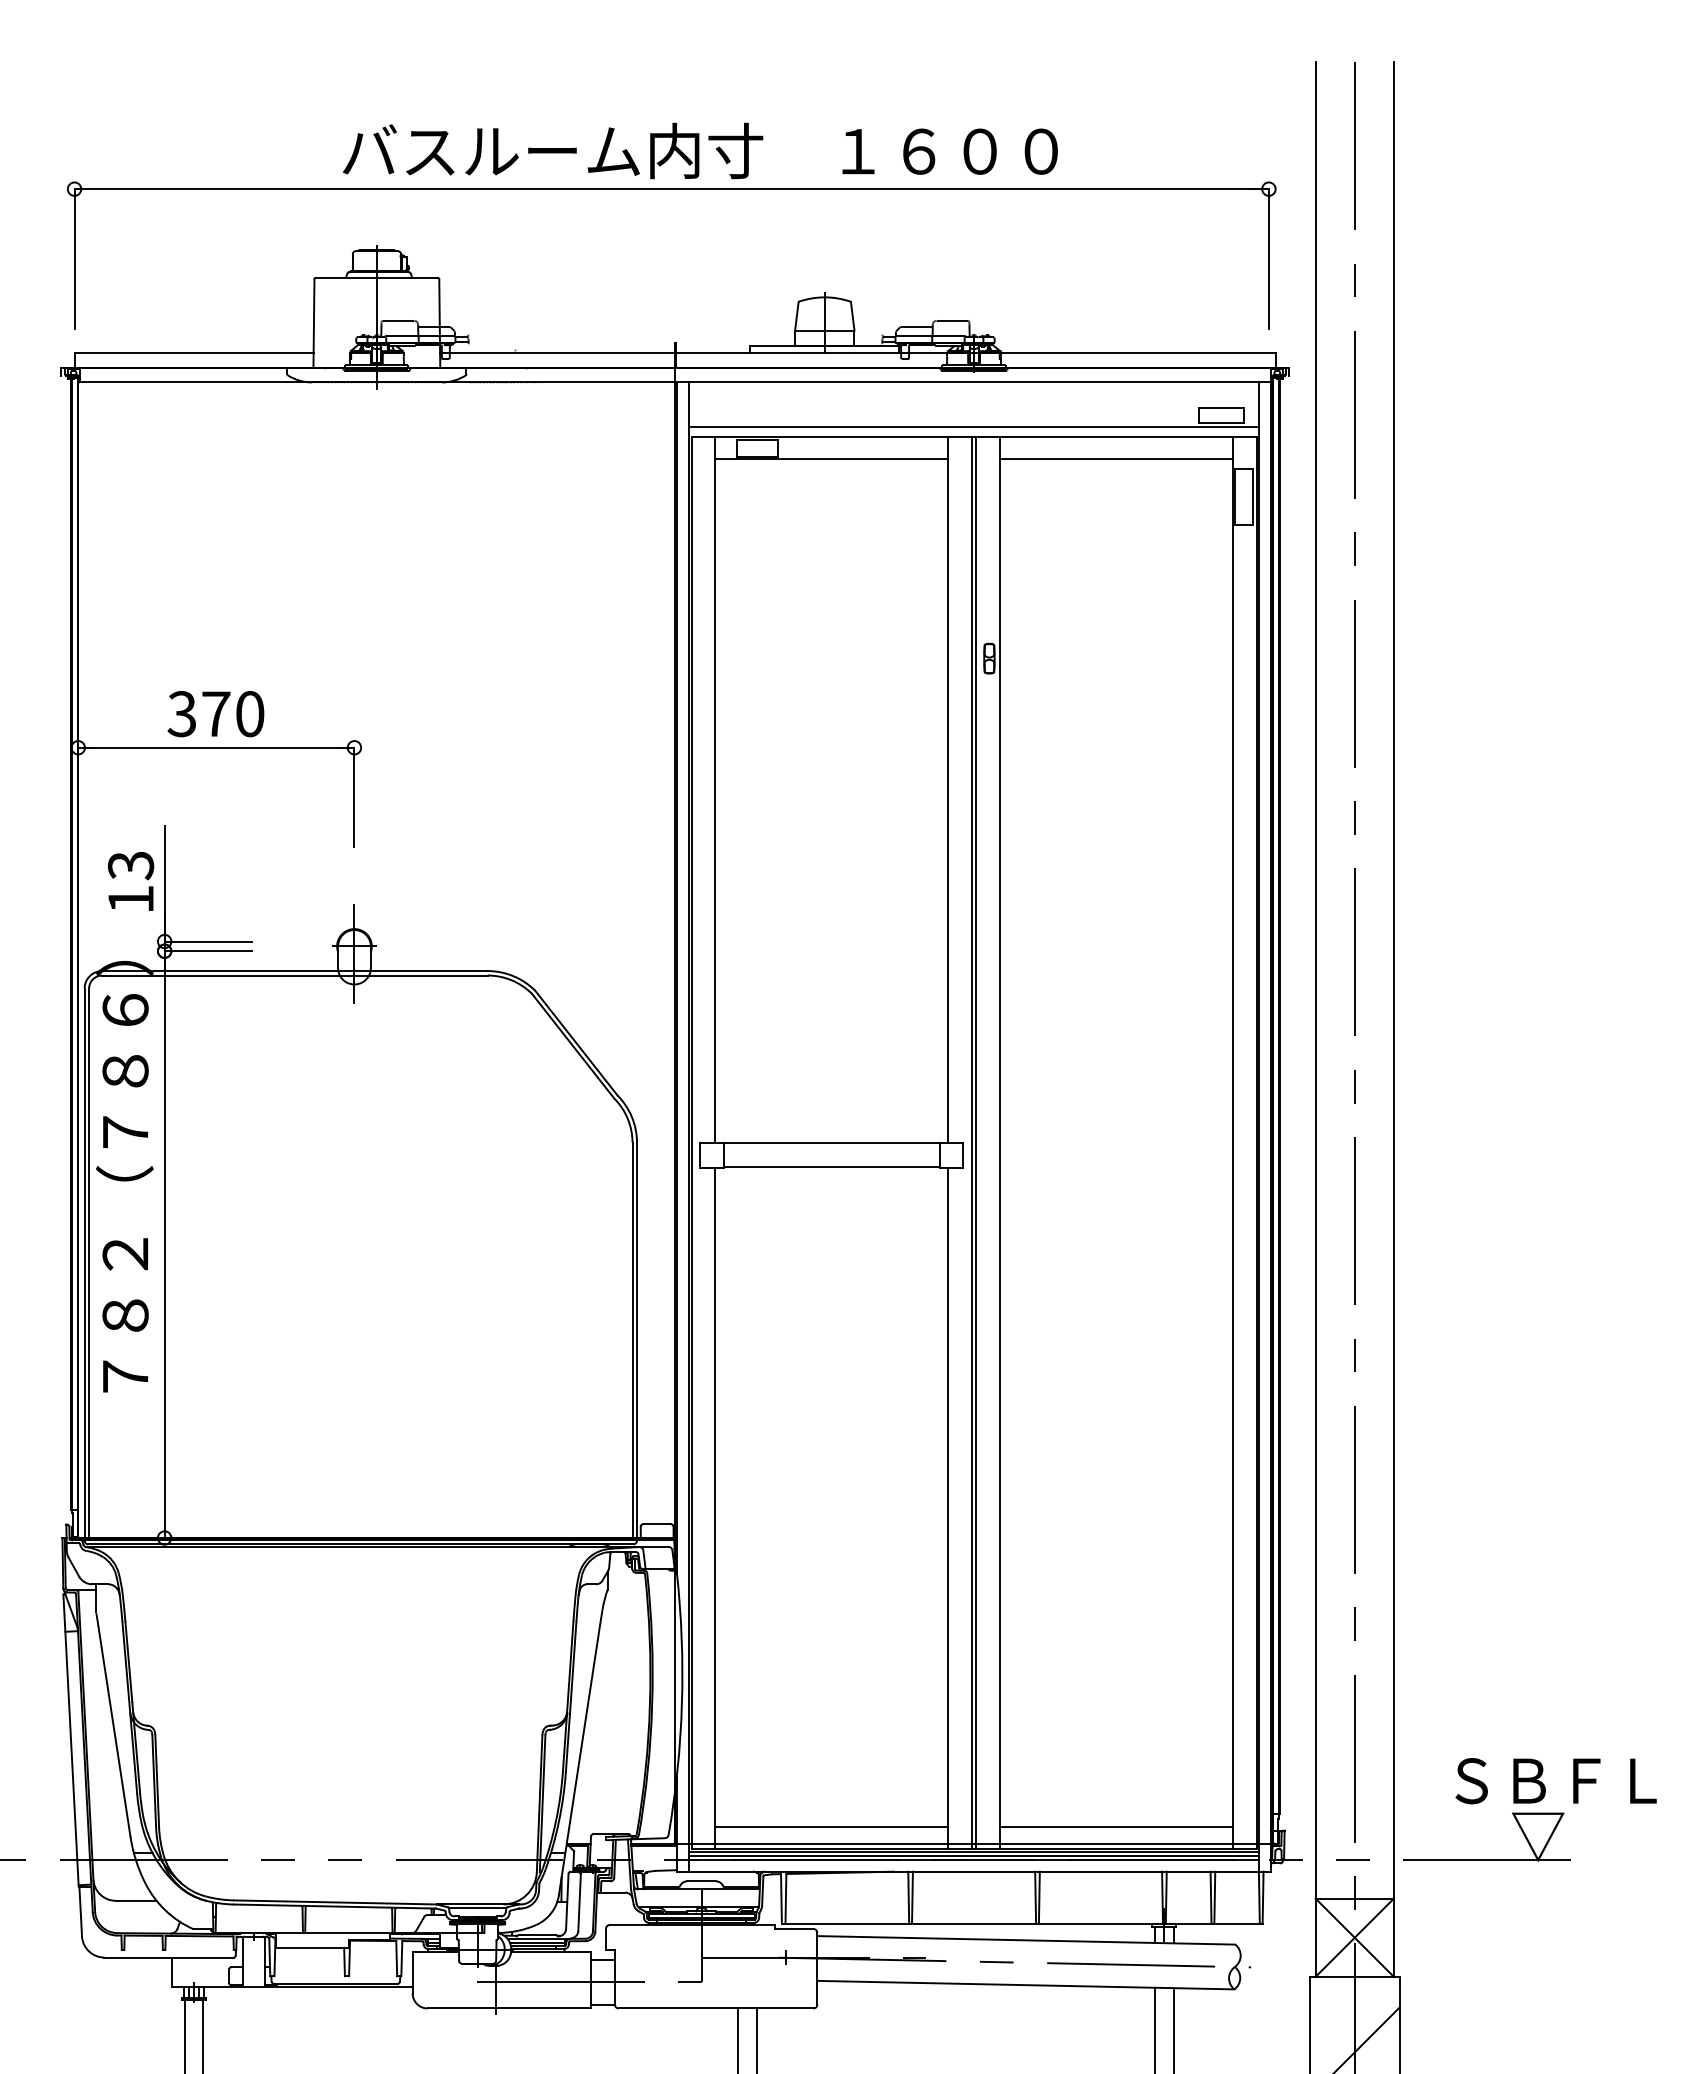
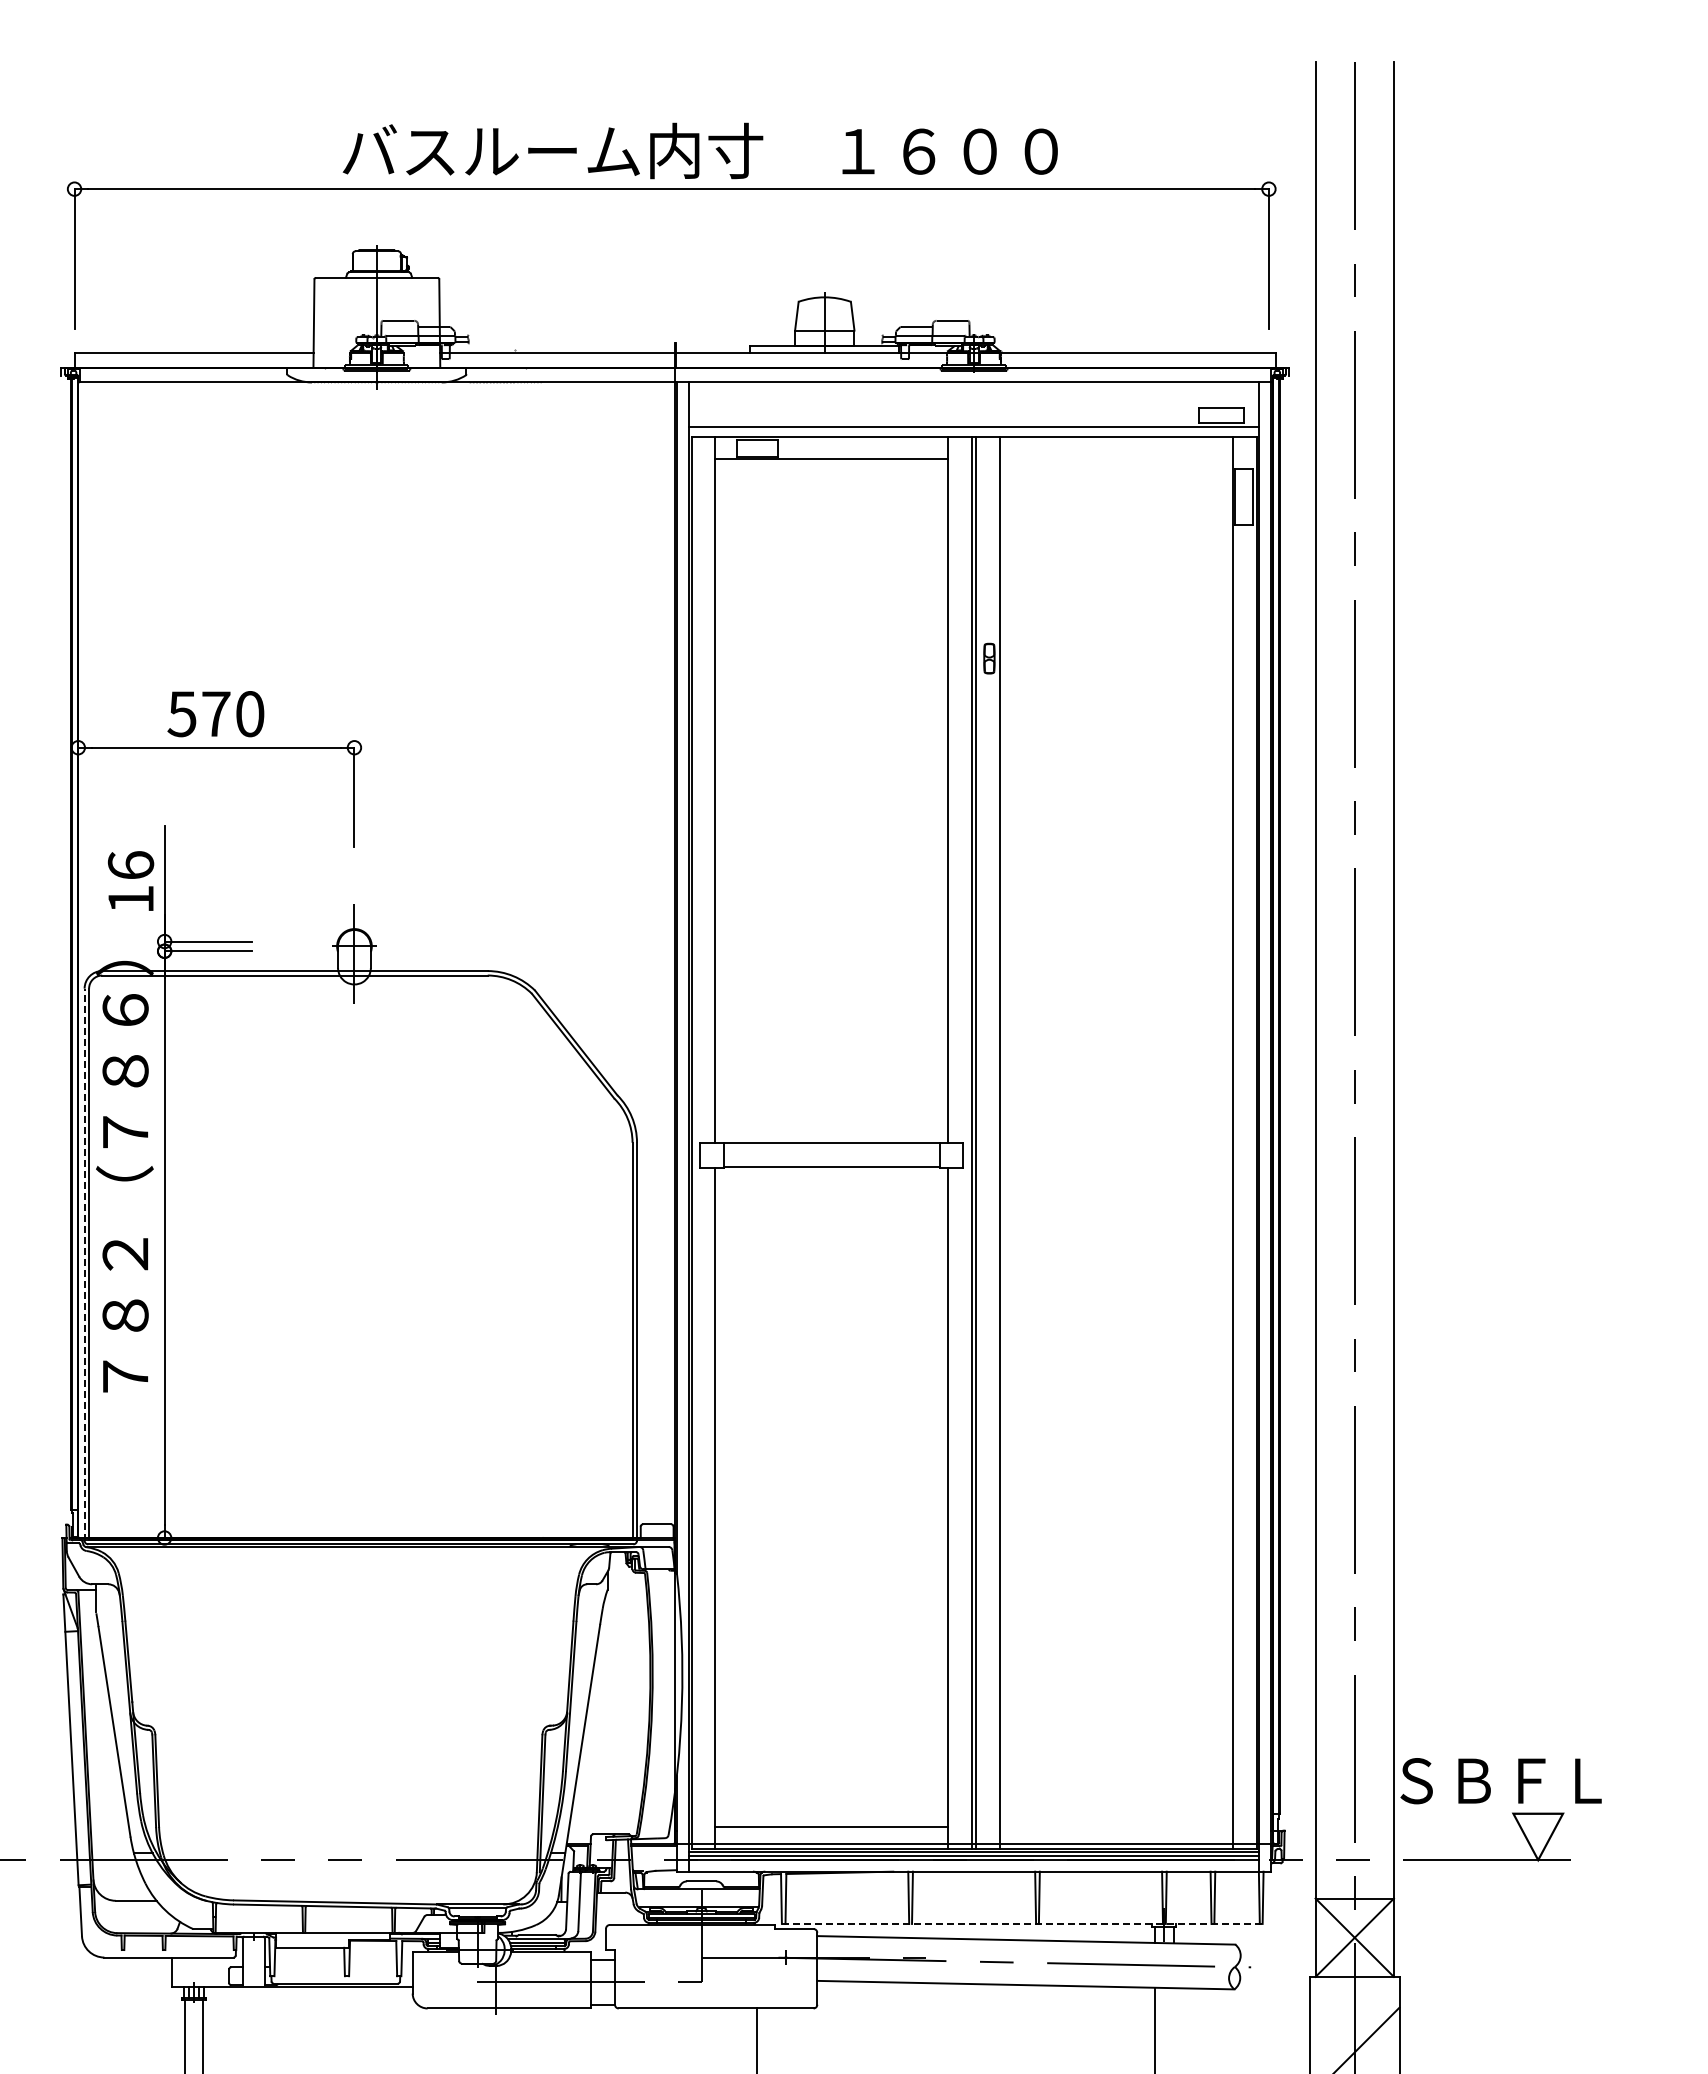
line: present -> none (1116, 459)
text: 370 -> 570 (181, 713)
text: 13 -> 16 (130, 865)
line: solid -> dashed (84, 1264)
text position: (1555, 1781) -> (1500, 1781) (1500, 1781)
line: present -> none (1116, 1826)
line: solid -> dashed (1022, 1923)
line: present -> none (1173, 2029)
line: present -> none (738, 2039)
